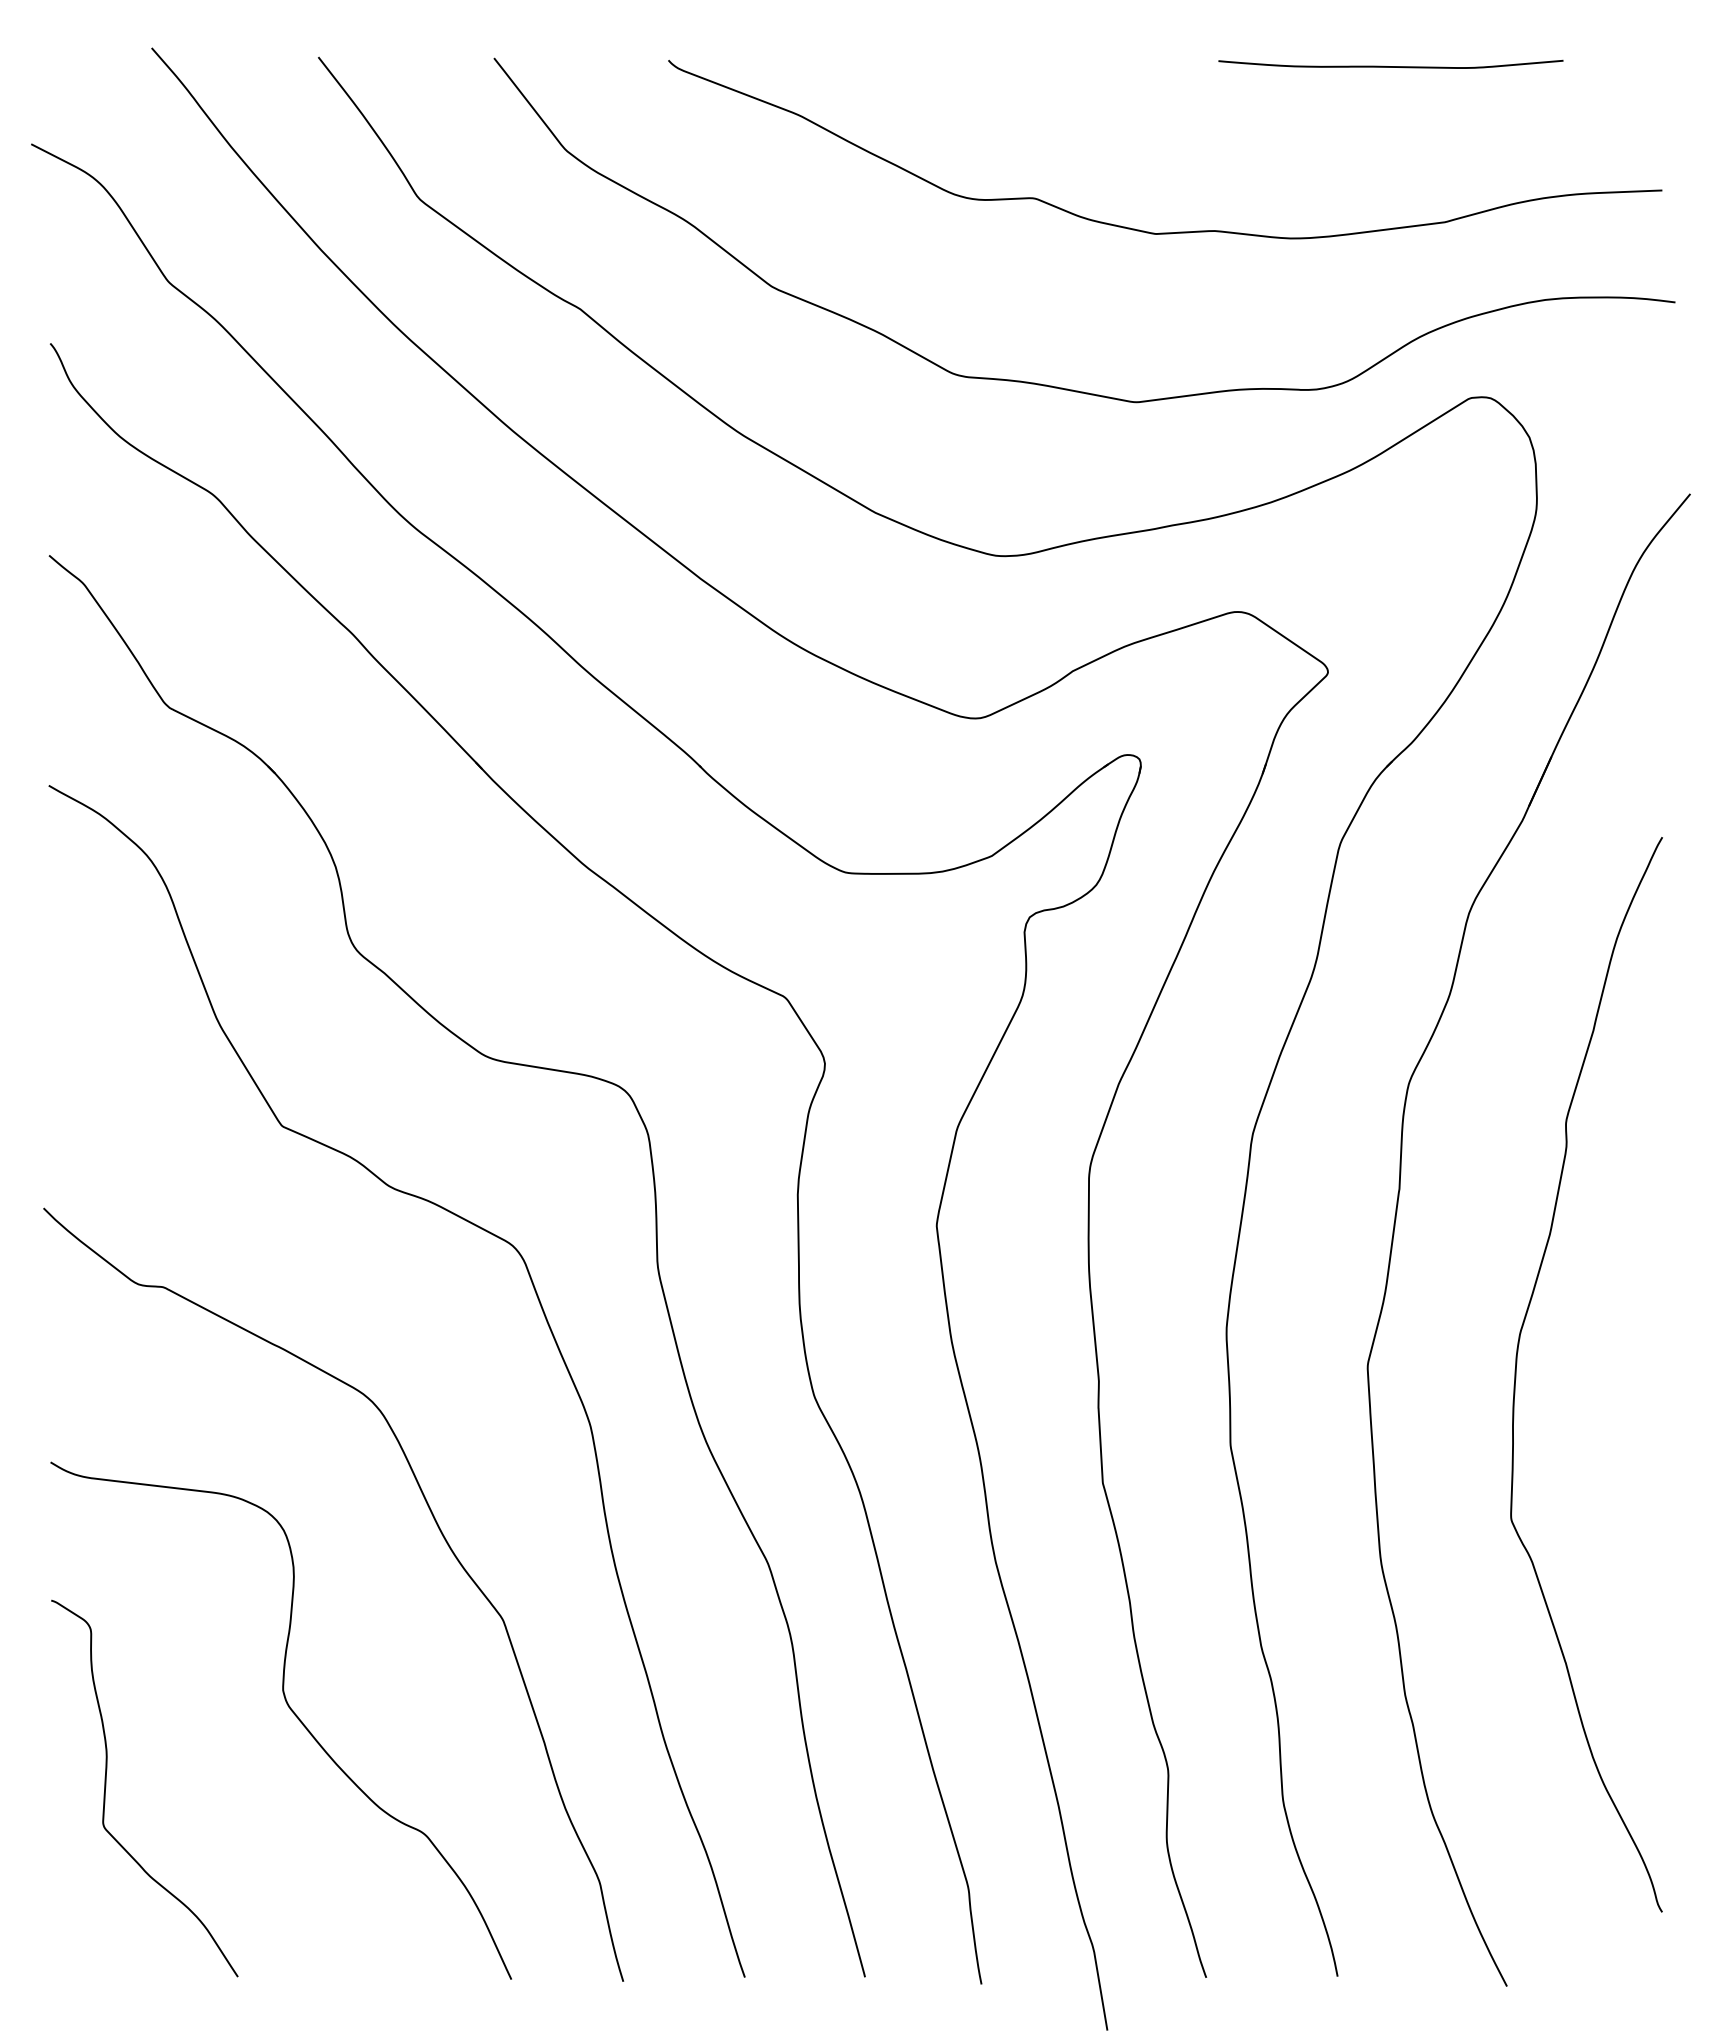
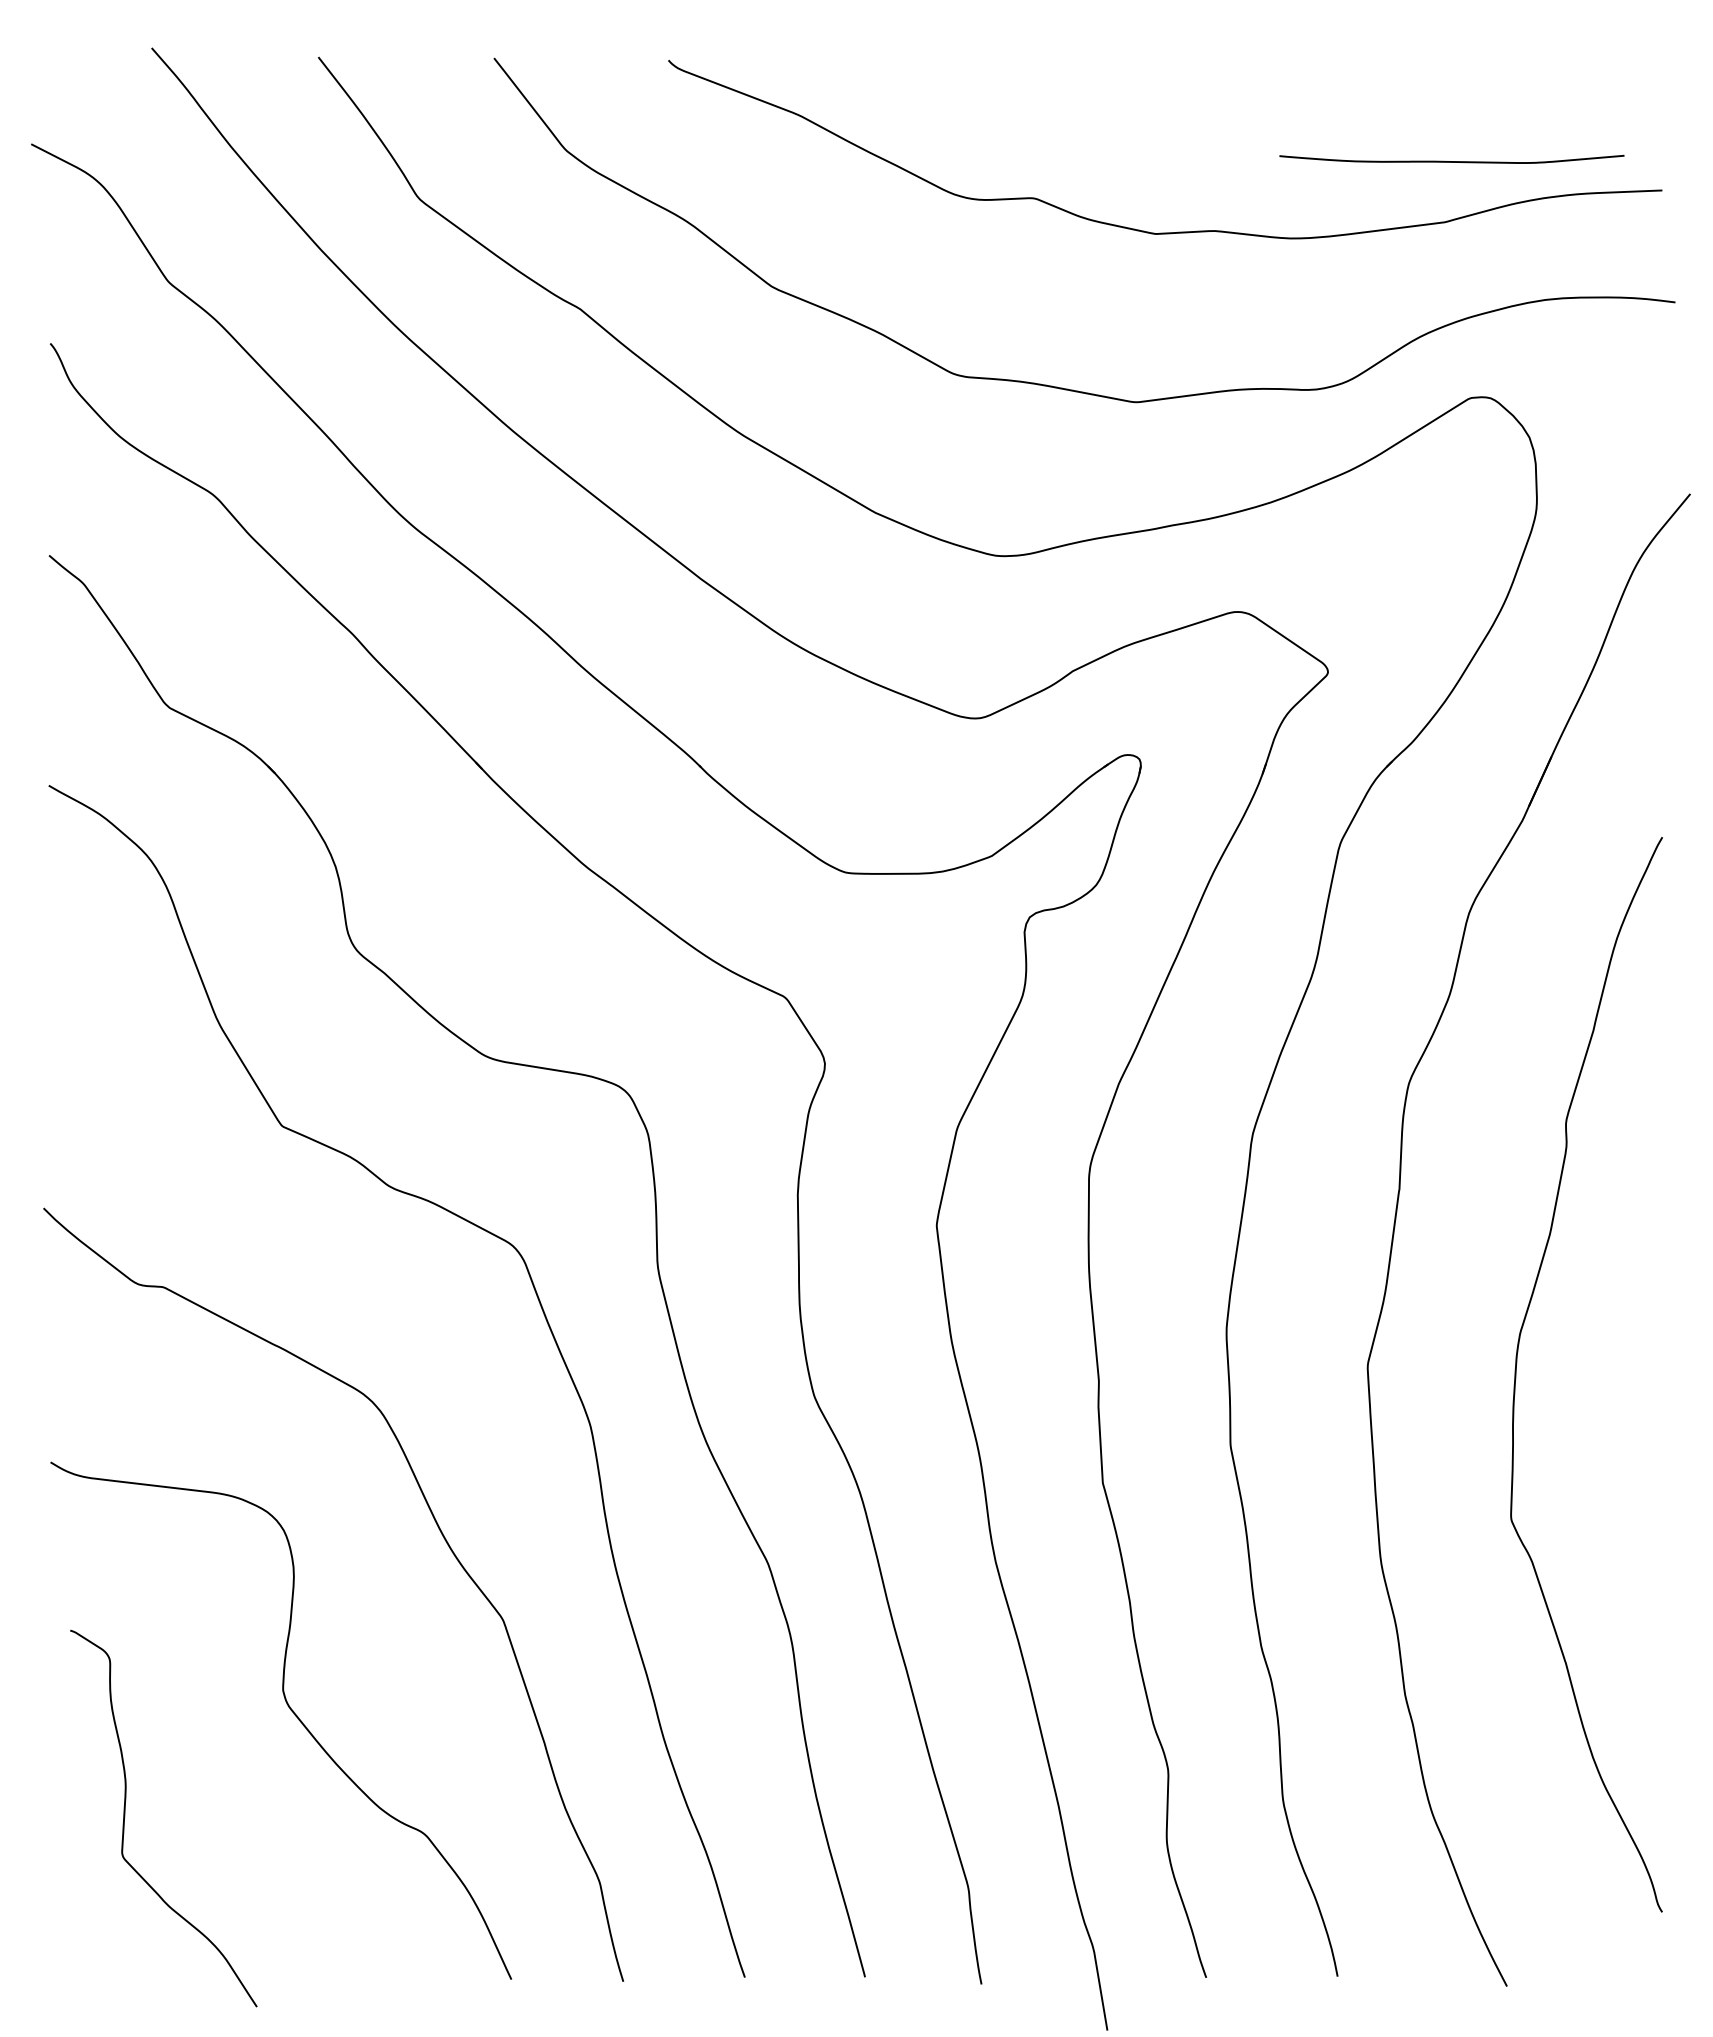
curve position: (1390, 66) -> (1451, 161) (1451, 161)
curve position: (106, 1787) -> (125, 1817) (125, 1817)
